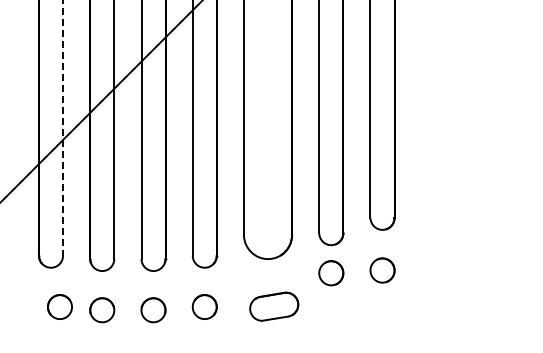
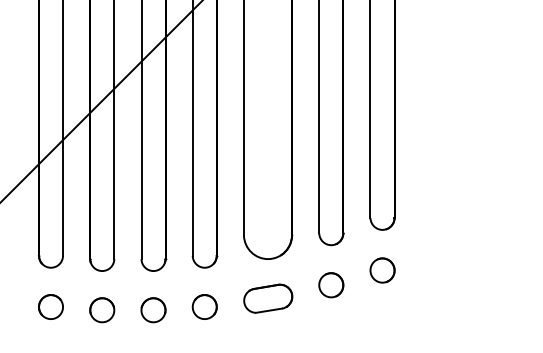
line: dashed -> solid (63, 128)
part position: (331, 273) -> (331, 285) (331, 285)
part position: (59, 306) -> (50, 306) (50, 306)
part position: (274, 306) -> (268, 298) (268, 298)
